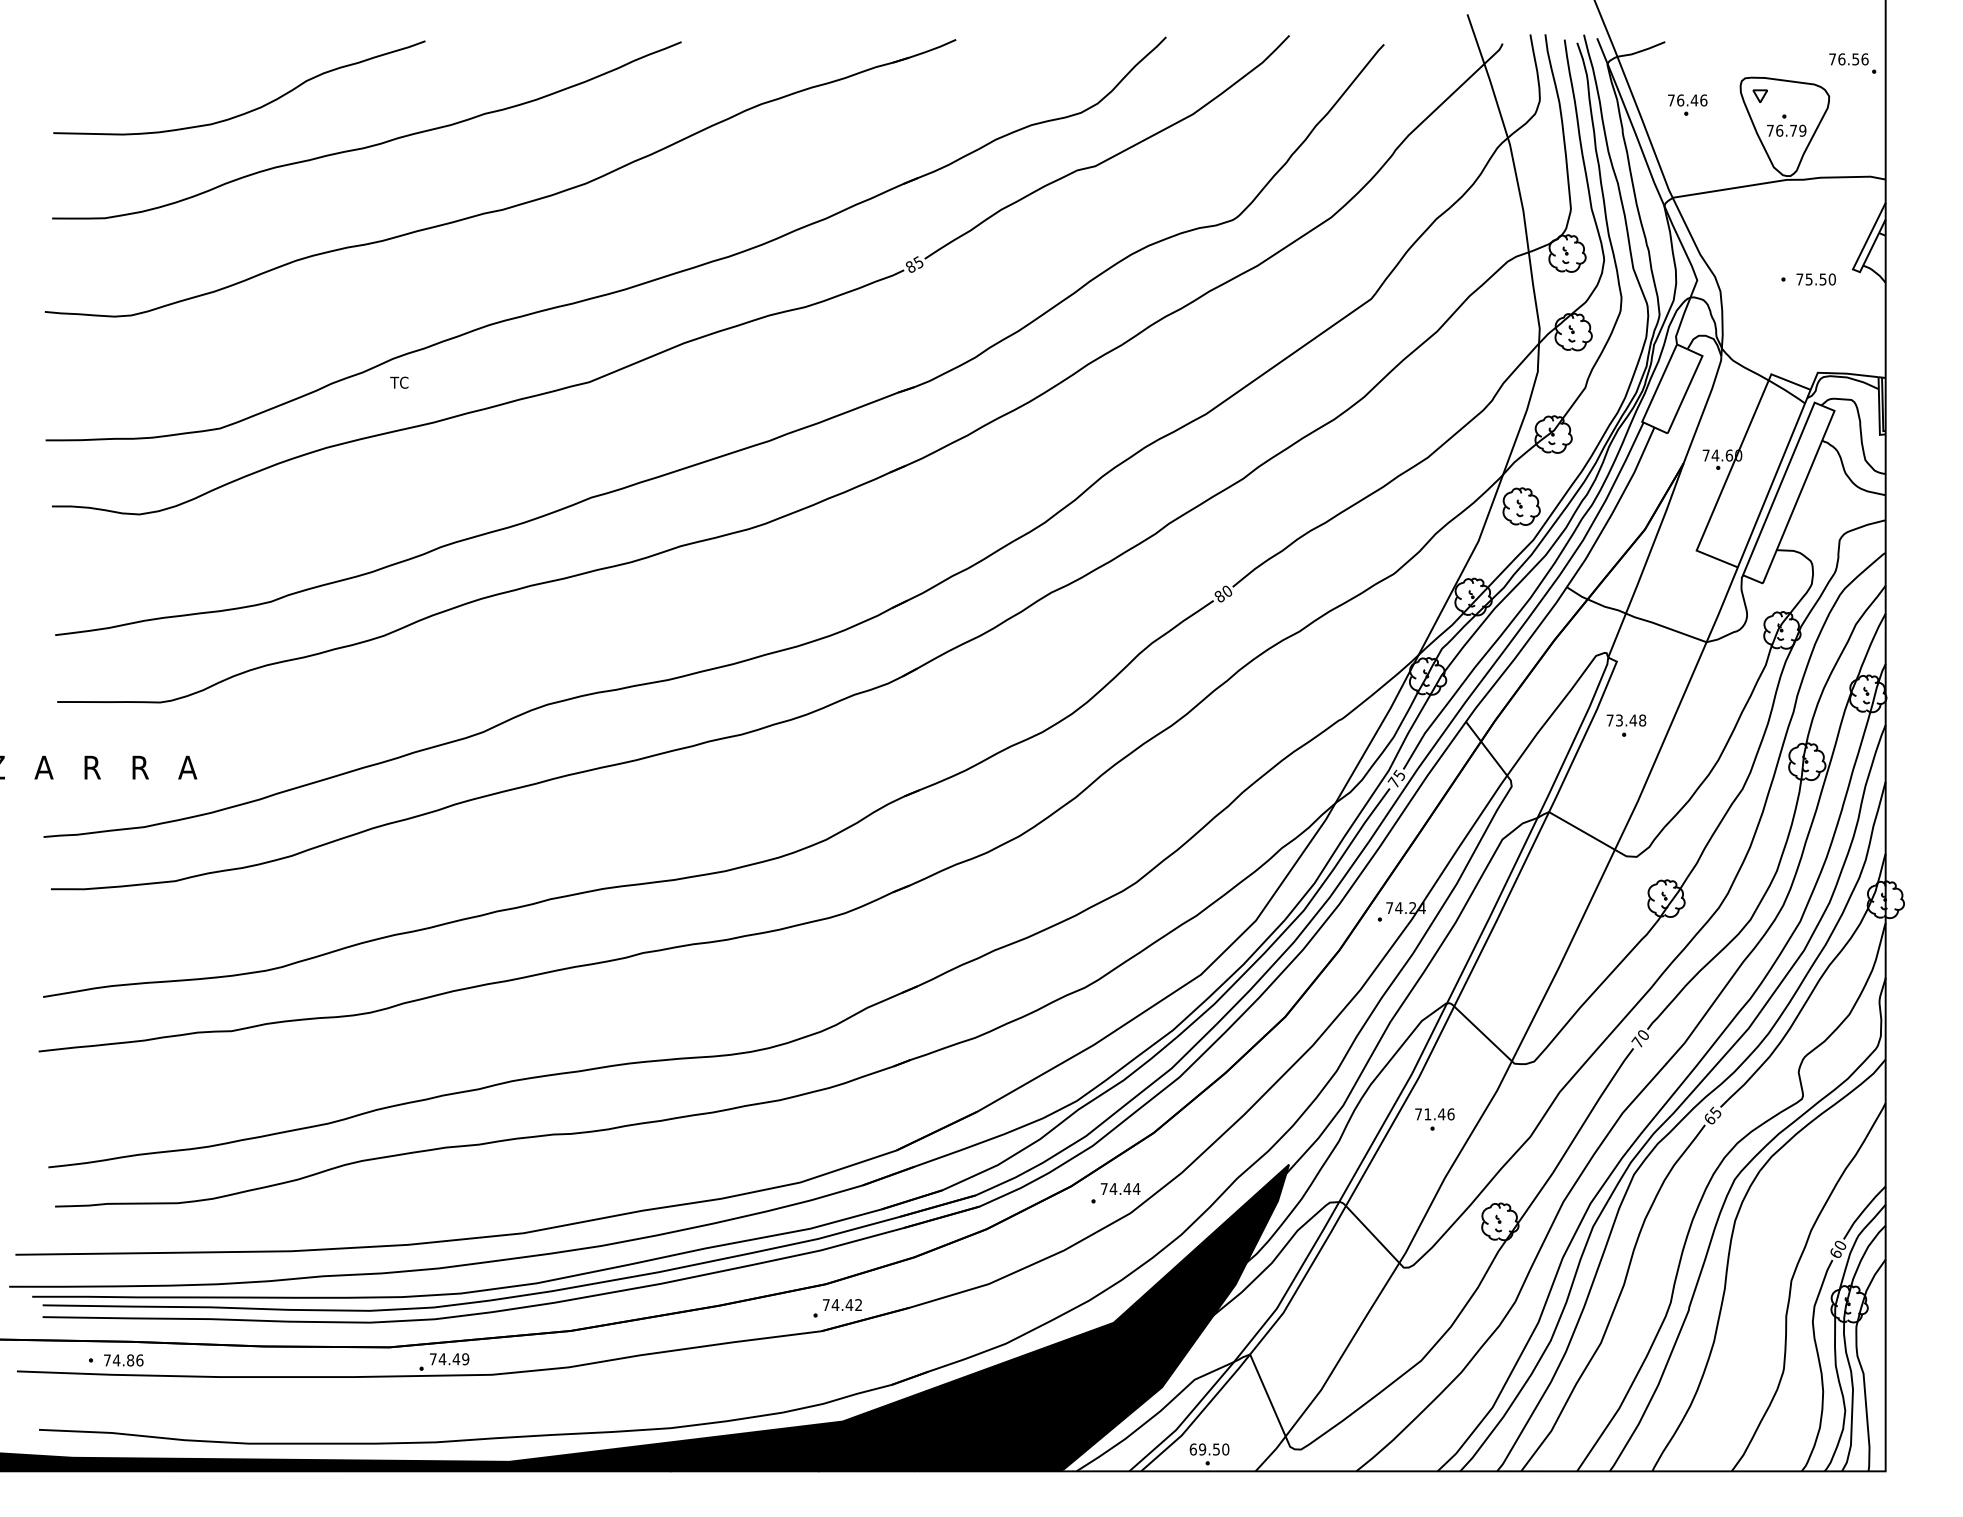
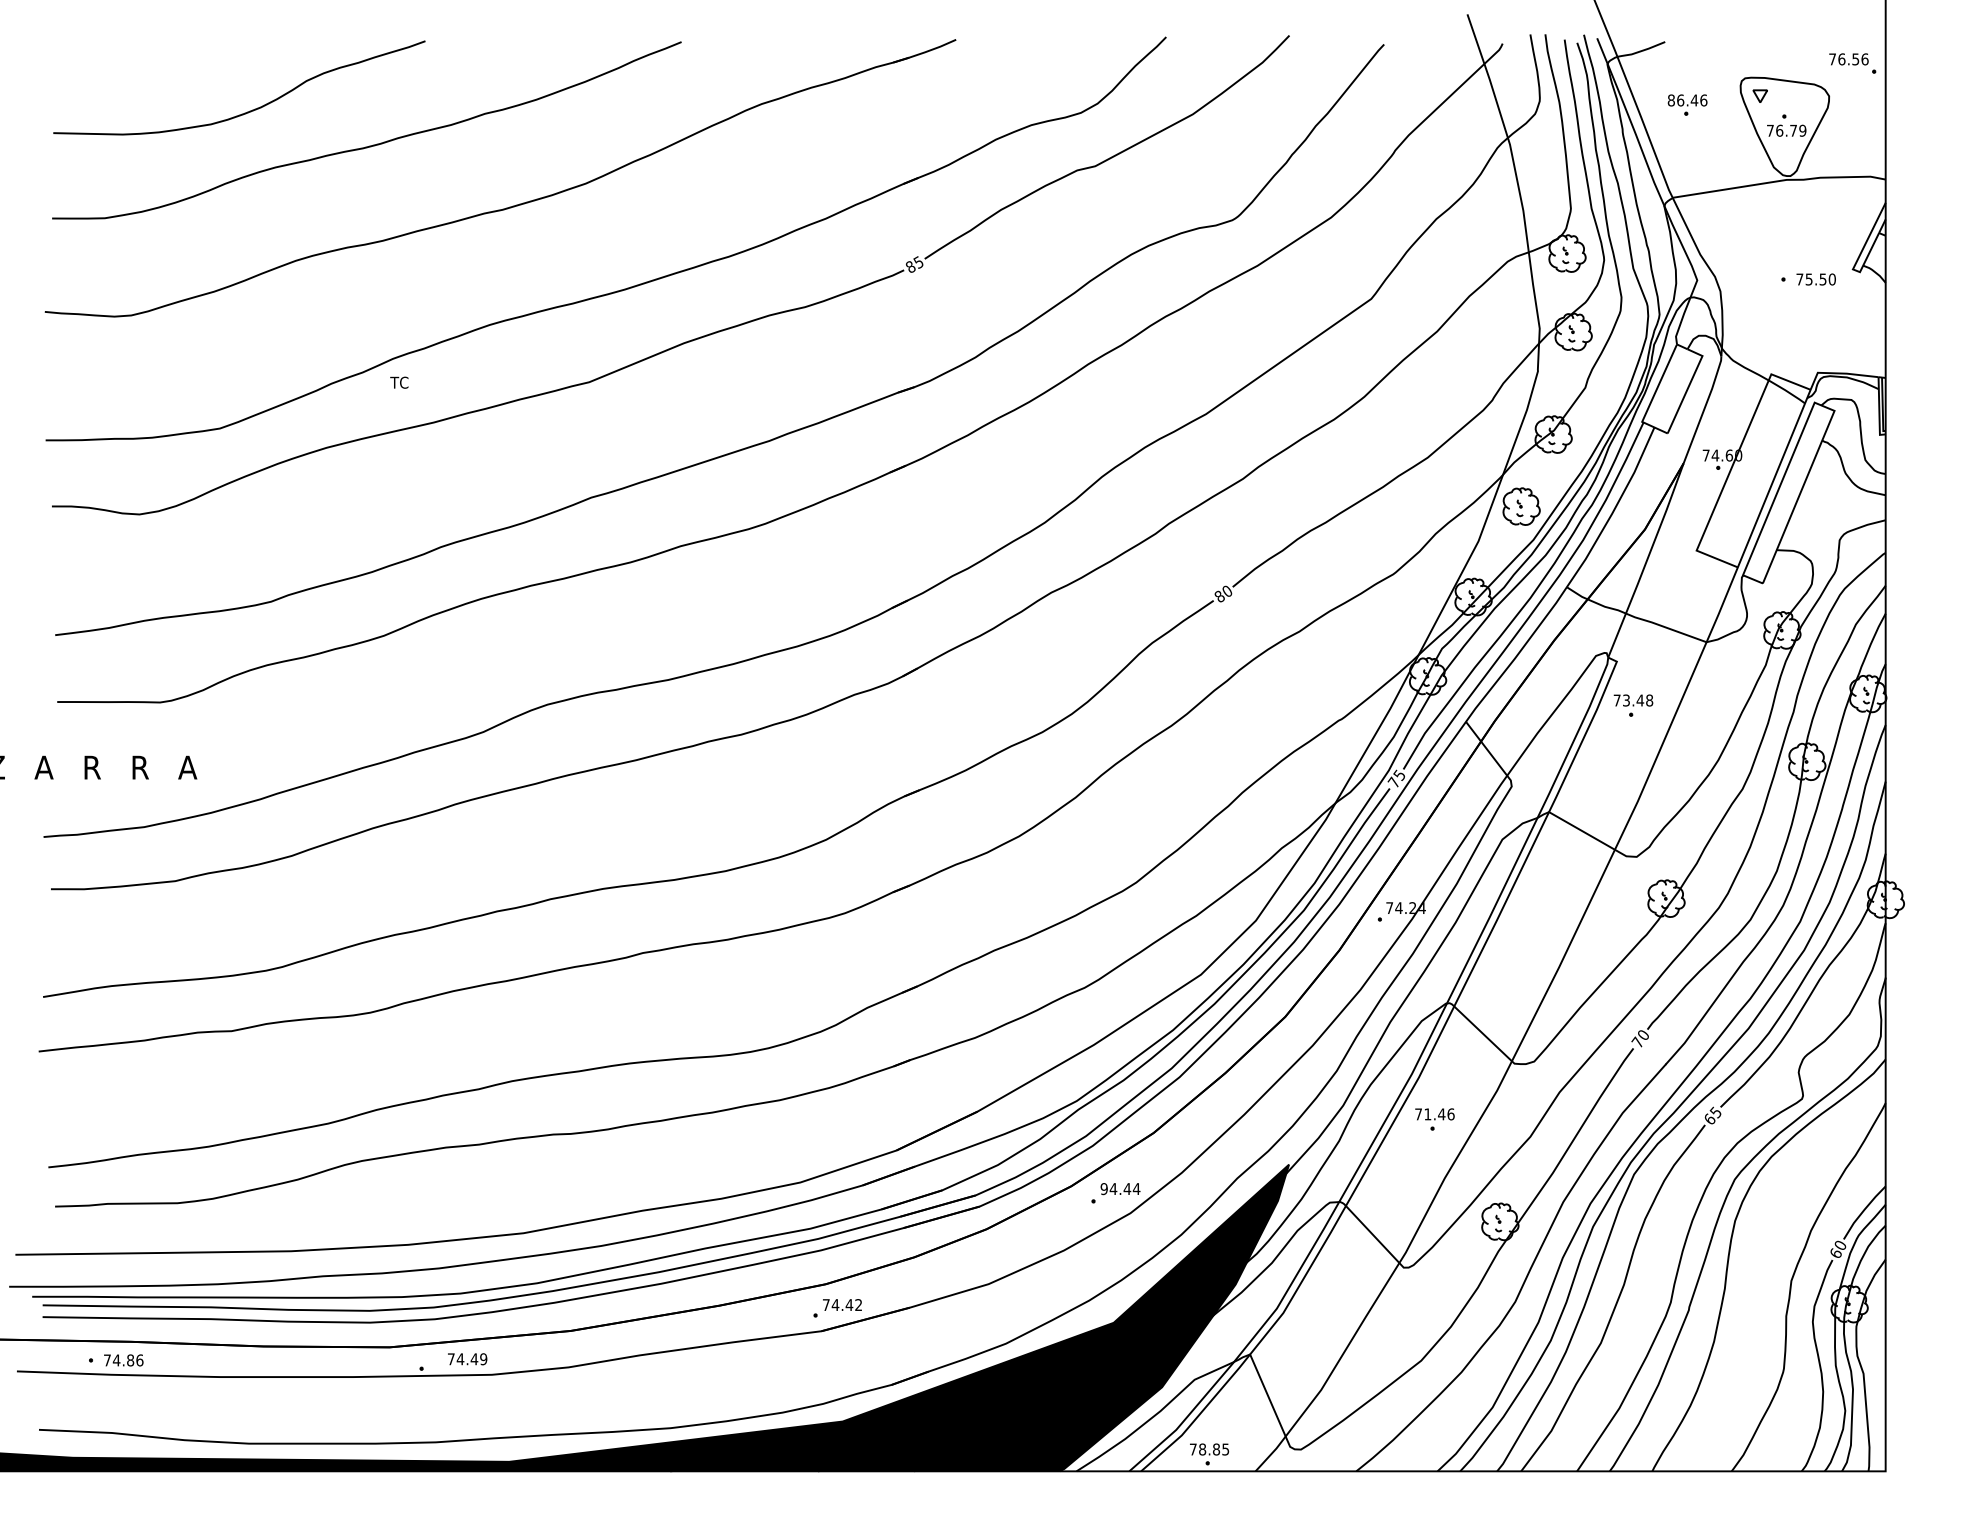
text: 76.46 -> 86.46 (1670, 100)
part position: (1626, 725) -> (1633, 705) (1633, 705)
text: 74.44 -> 94.44 (1103, 1189)
text position: (449, 1359) -> (467, 1359) (467, 1359)
text: 69.50 -> 78.85 (1209, 1449)
